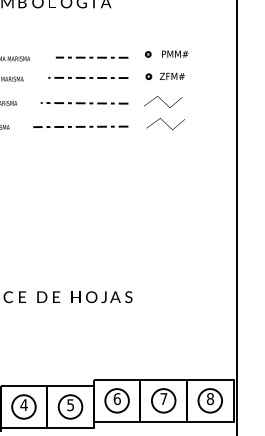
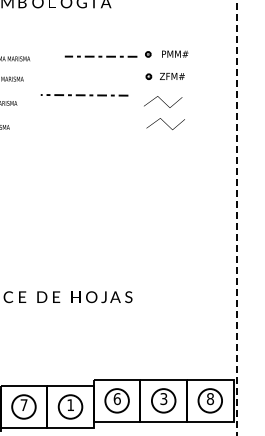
line position: (91, 57) -> (100, 56) (100, 56)
line: present -> none (89, 77)
line position: (84, 103) -> (84, 95) (84, 95)
line: present -> none (80, 126)
line: solid -> dashed (237, 217)
text: 7 -> 3 (163, 399)
text: 4 -> 7 (23, 404)
text: 5 -> 1 (70, 405)
